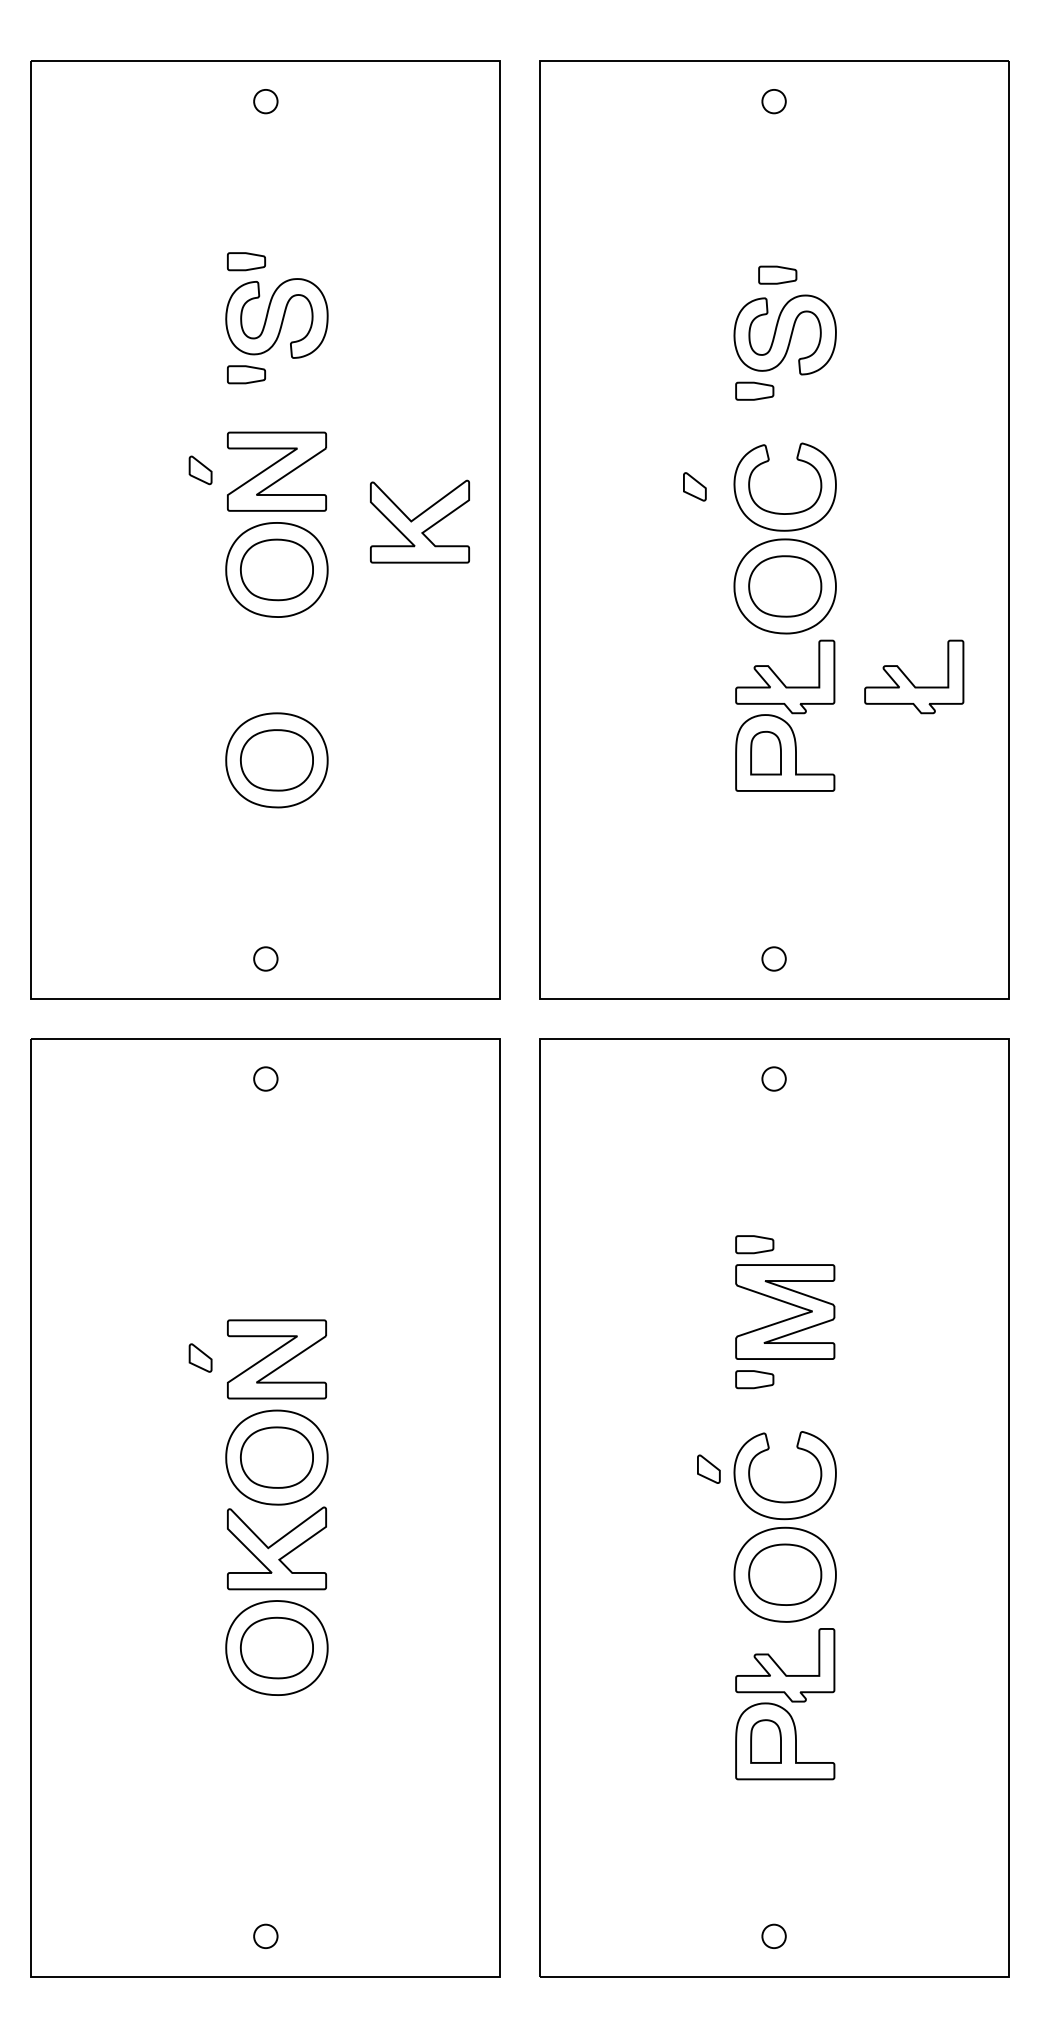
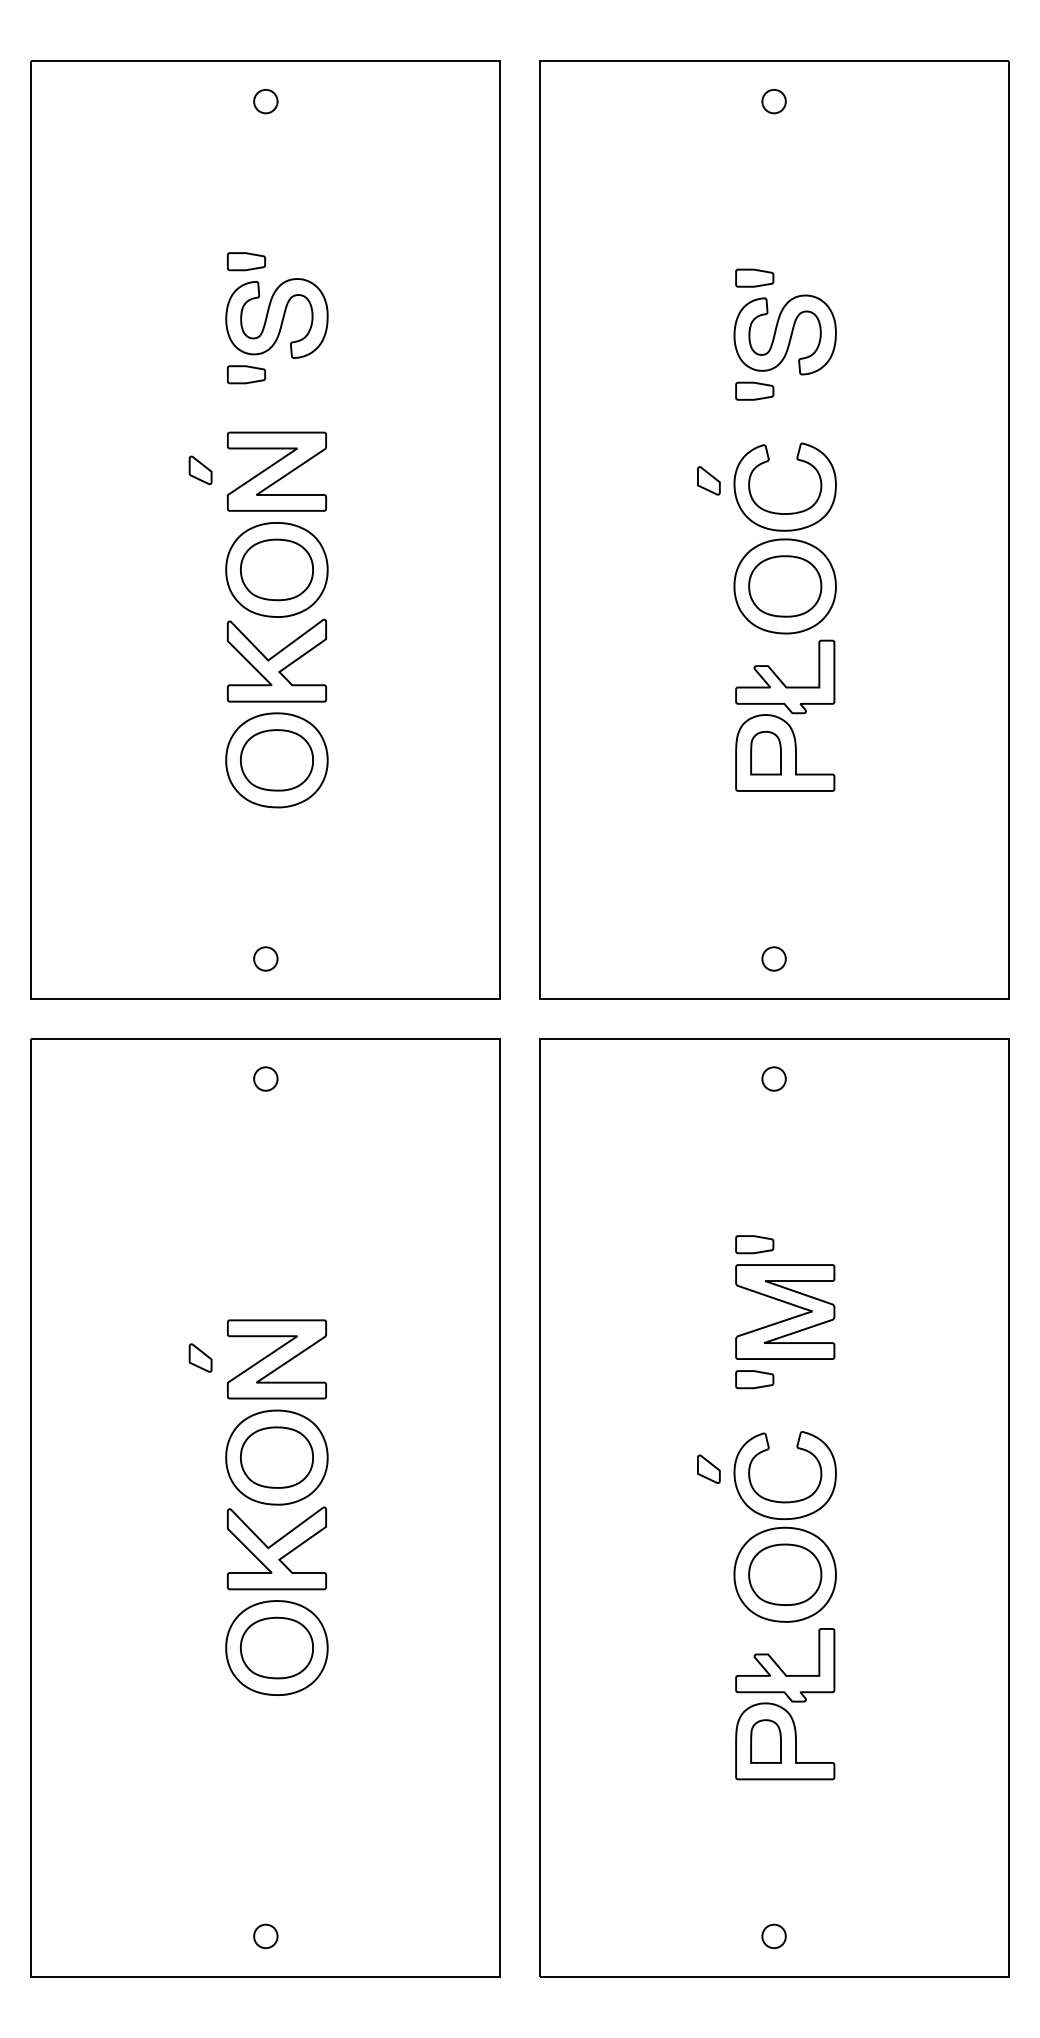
part position: (777, 274) -> (754, 277) (754, 277)
part position: (694, 486) -> (708, 480) (708, 480)
part position: (419, 521) -> (276, 660) (276, 660)
part: present -> none (914, 676)
